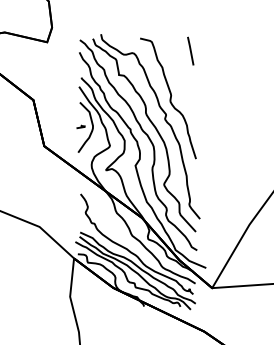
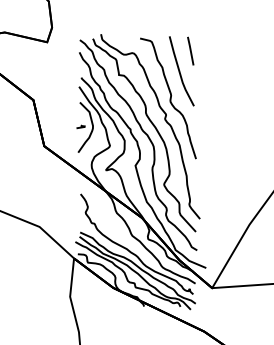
line: none -> present (180, 71)
